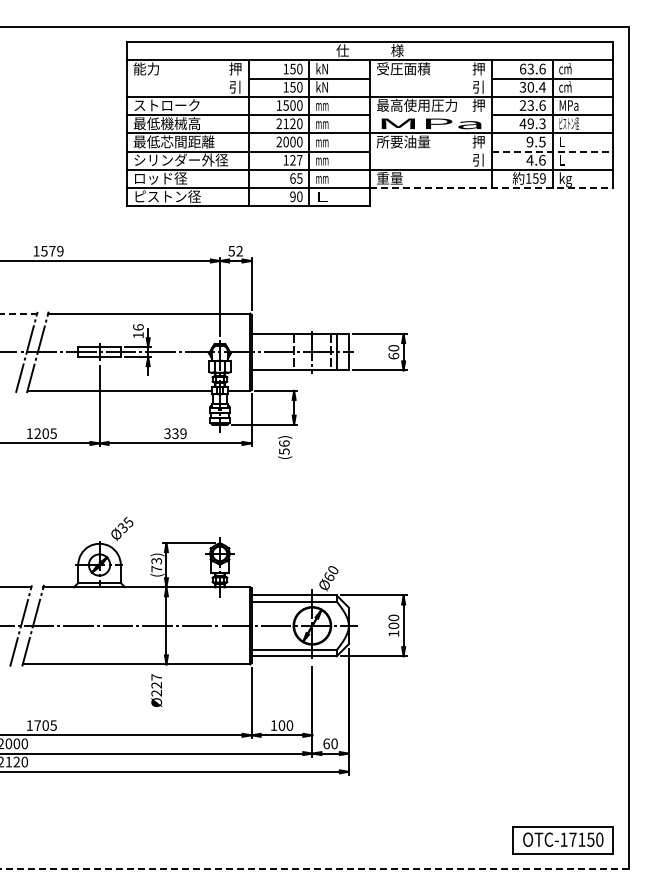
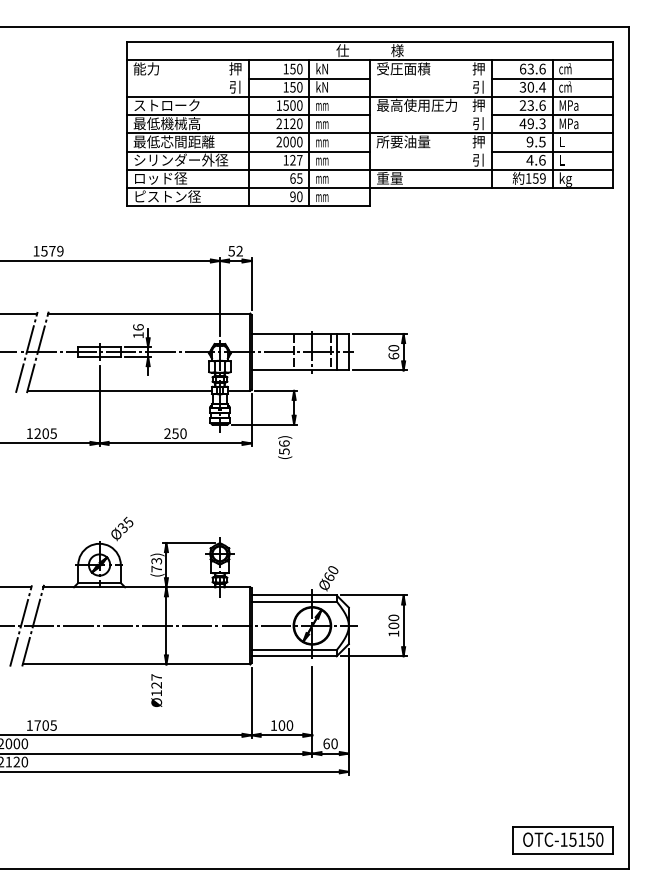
text: MPa -> 引 (432, 123)
text: ピストン径 -> MPa (568, 123)
line: dashed -> solid (552, 151)
line: dashed -> solid (491, 188)
text: L -> mm (322, 196)
line: dashed -> solid (19, 313)
text: 339 -> 250 (175, 433)
text: Ø227 -> Ø127 (156, 693)
text: OTC-17150 -> OTC-15150 (572, 839)
line: dashed -> solid (314, 869)
